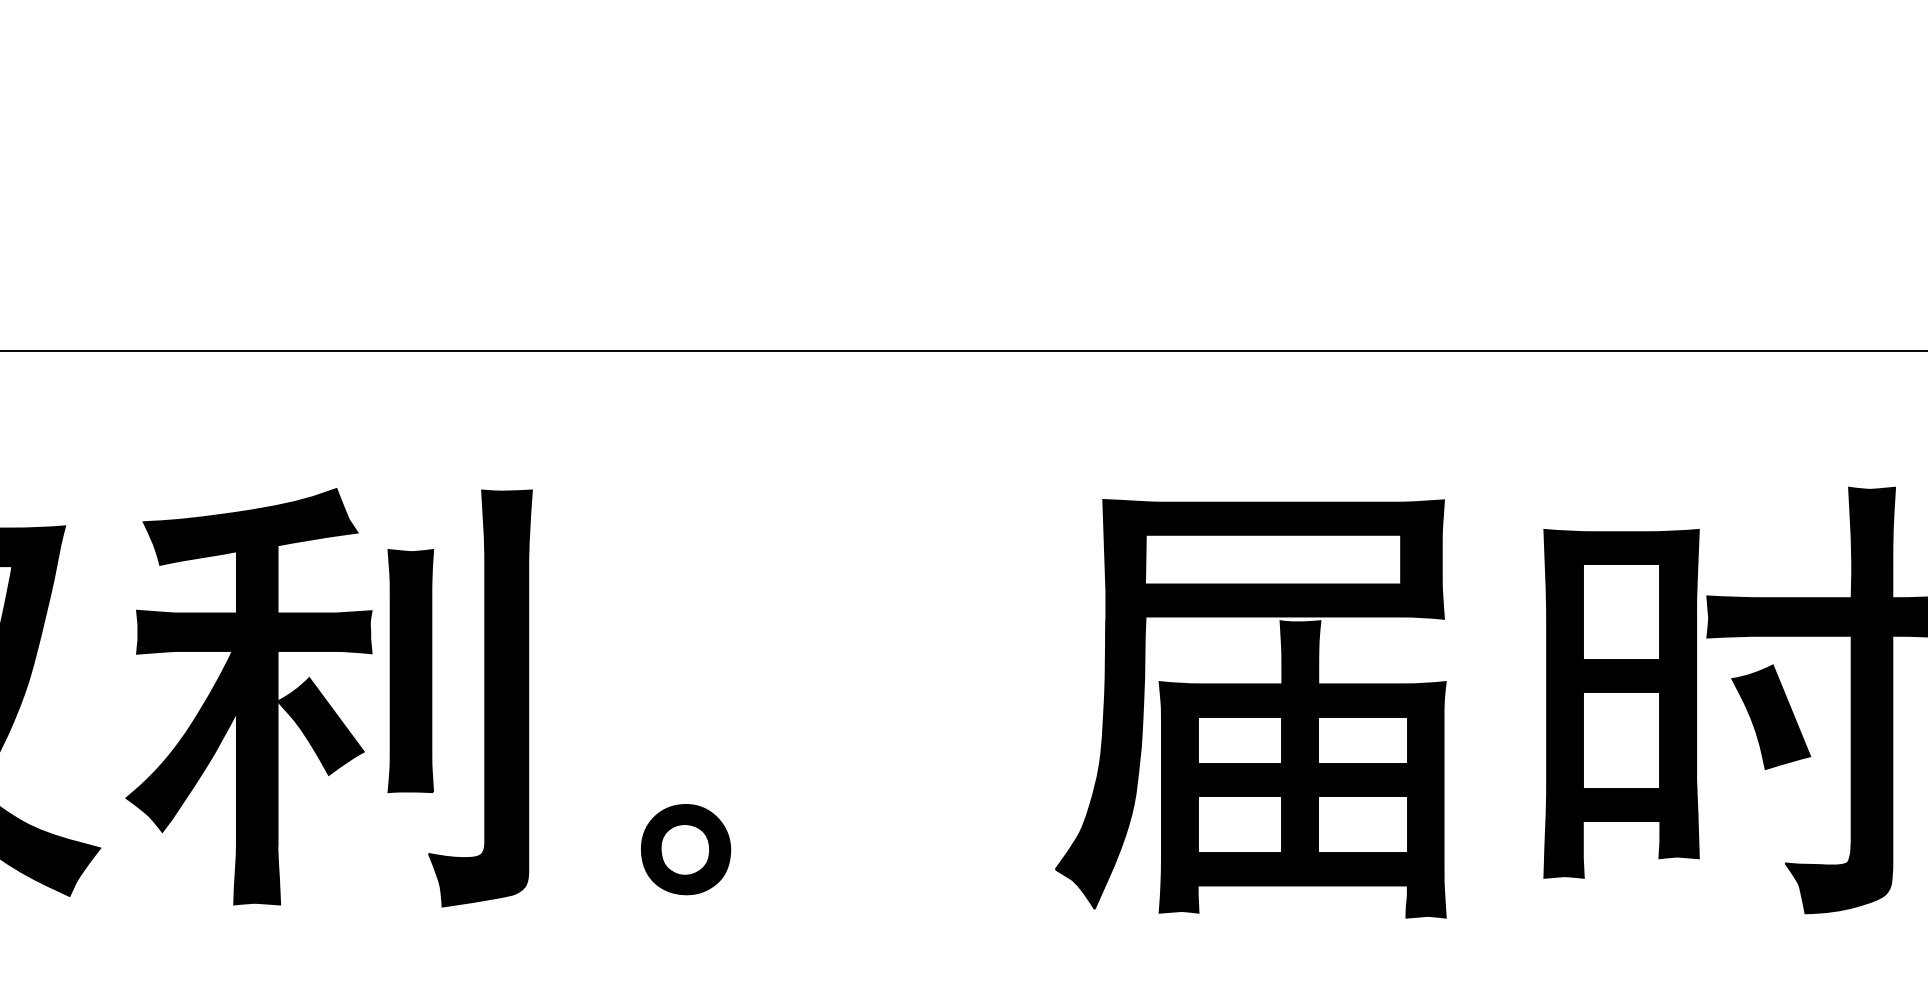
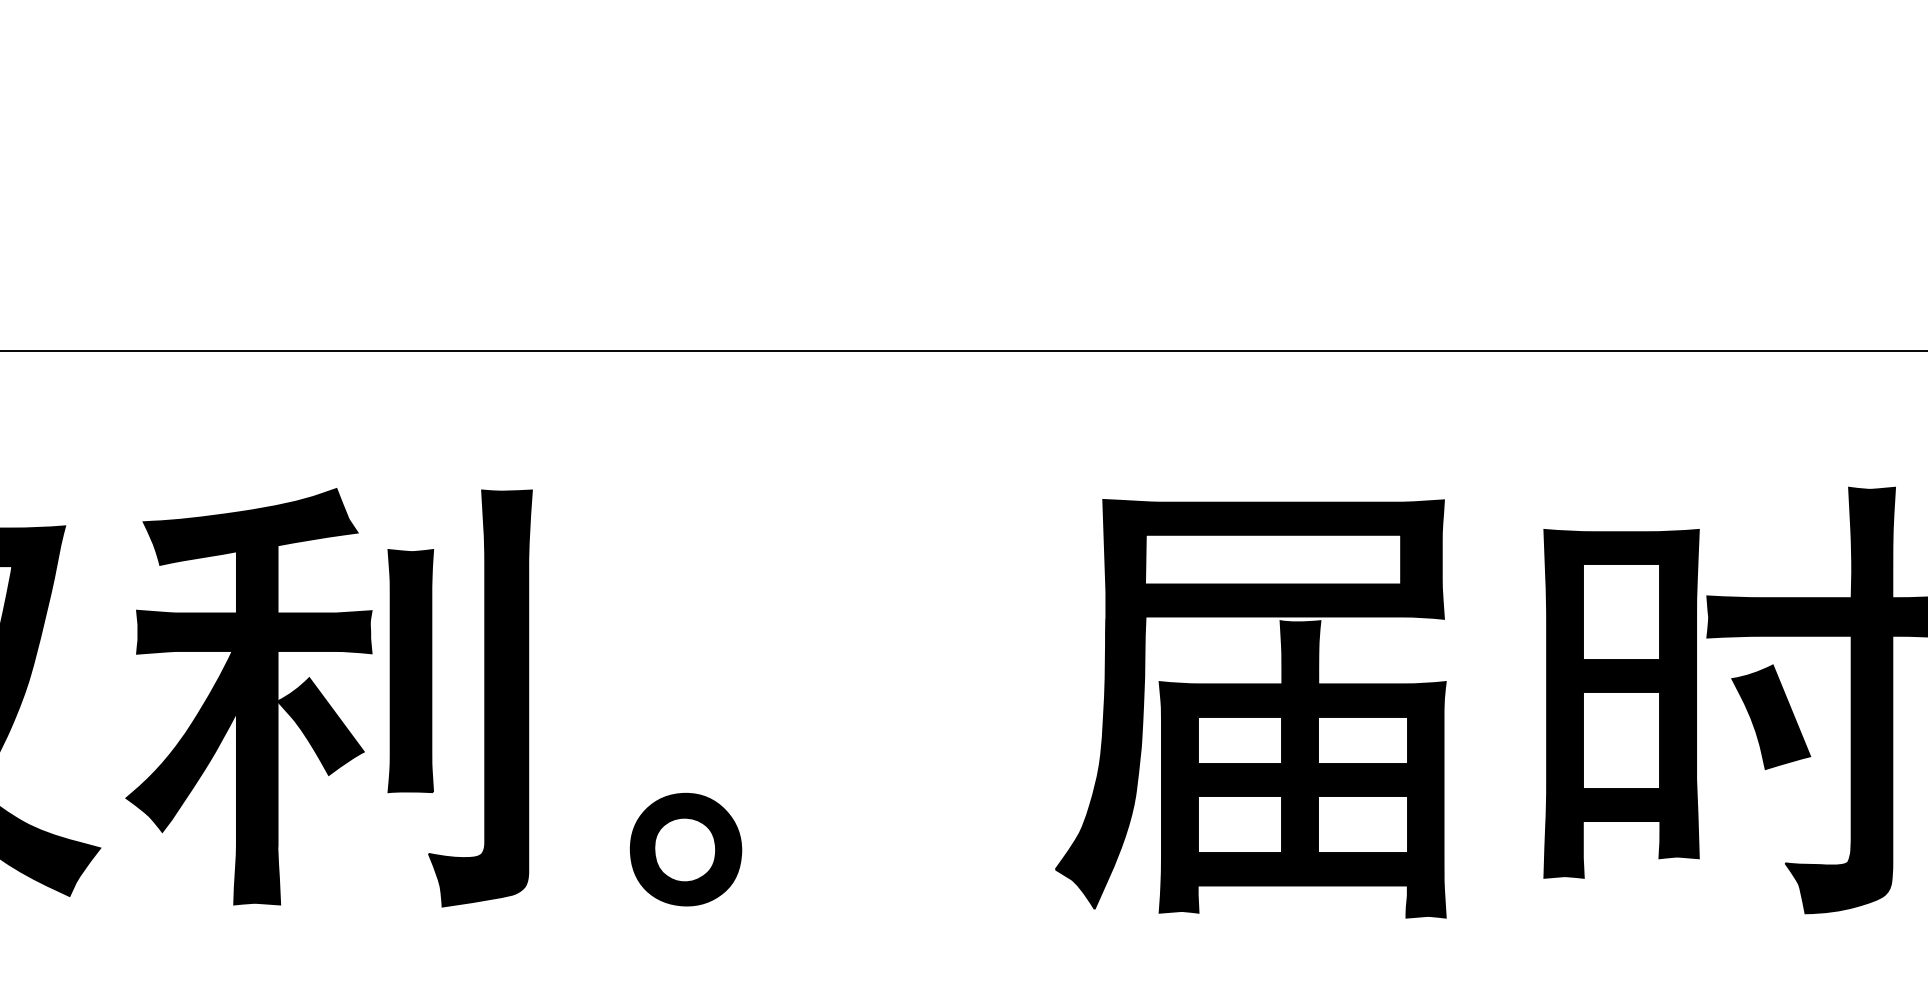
part size: 91x92 px -> 114x115 px (685, 849)
